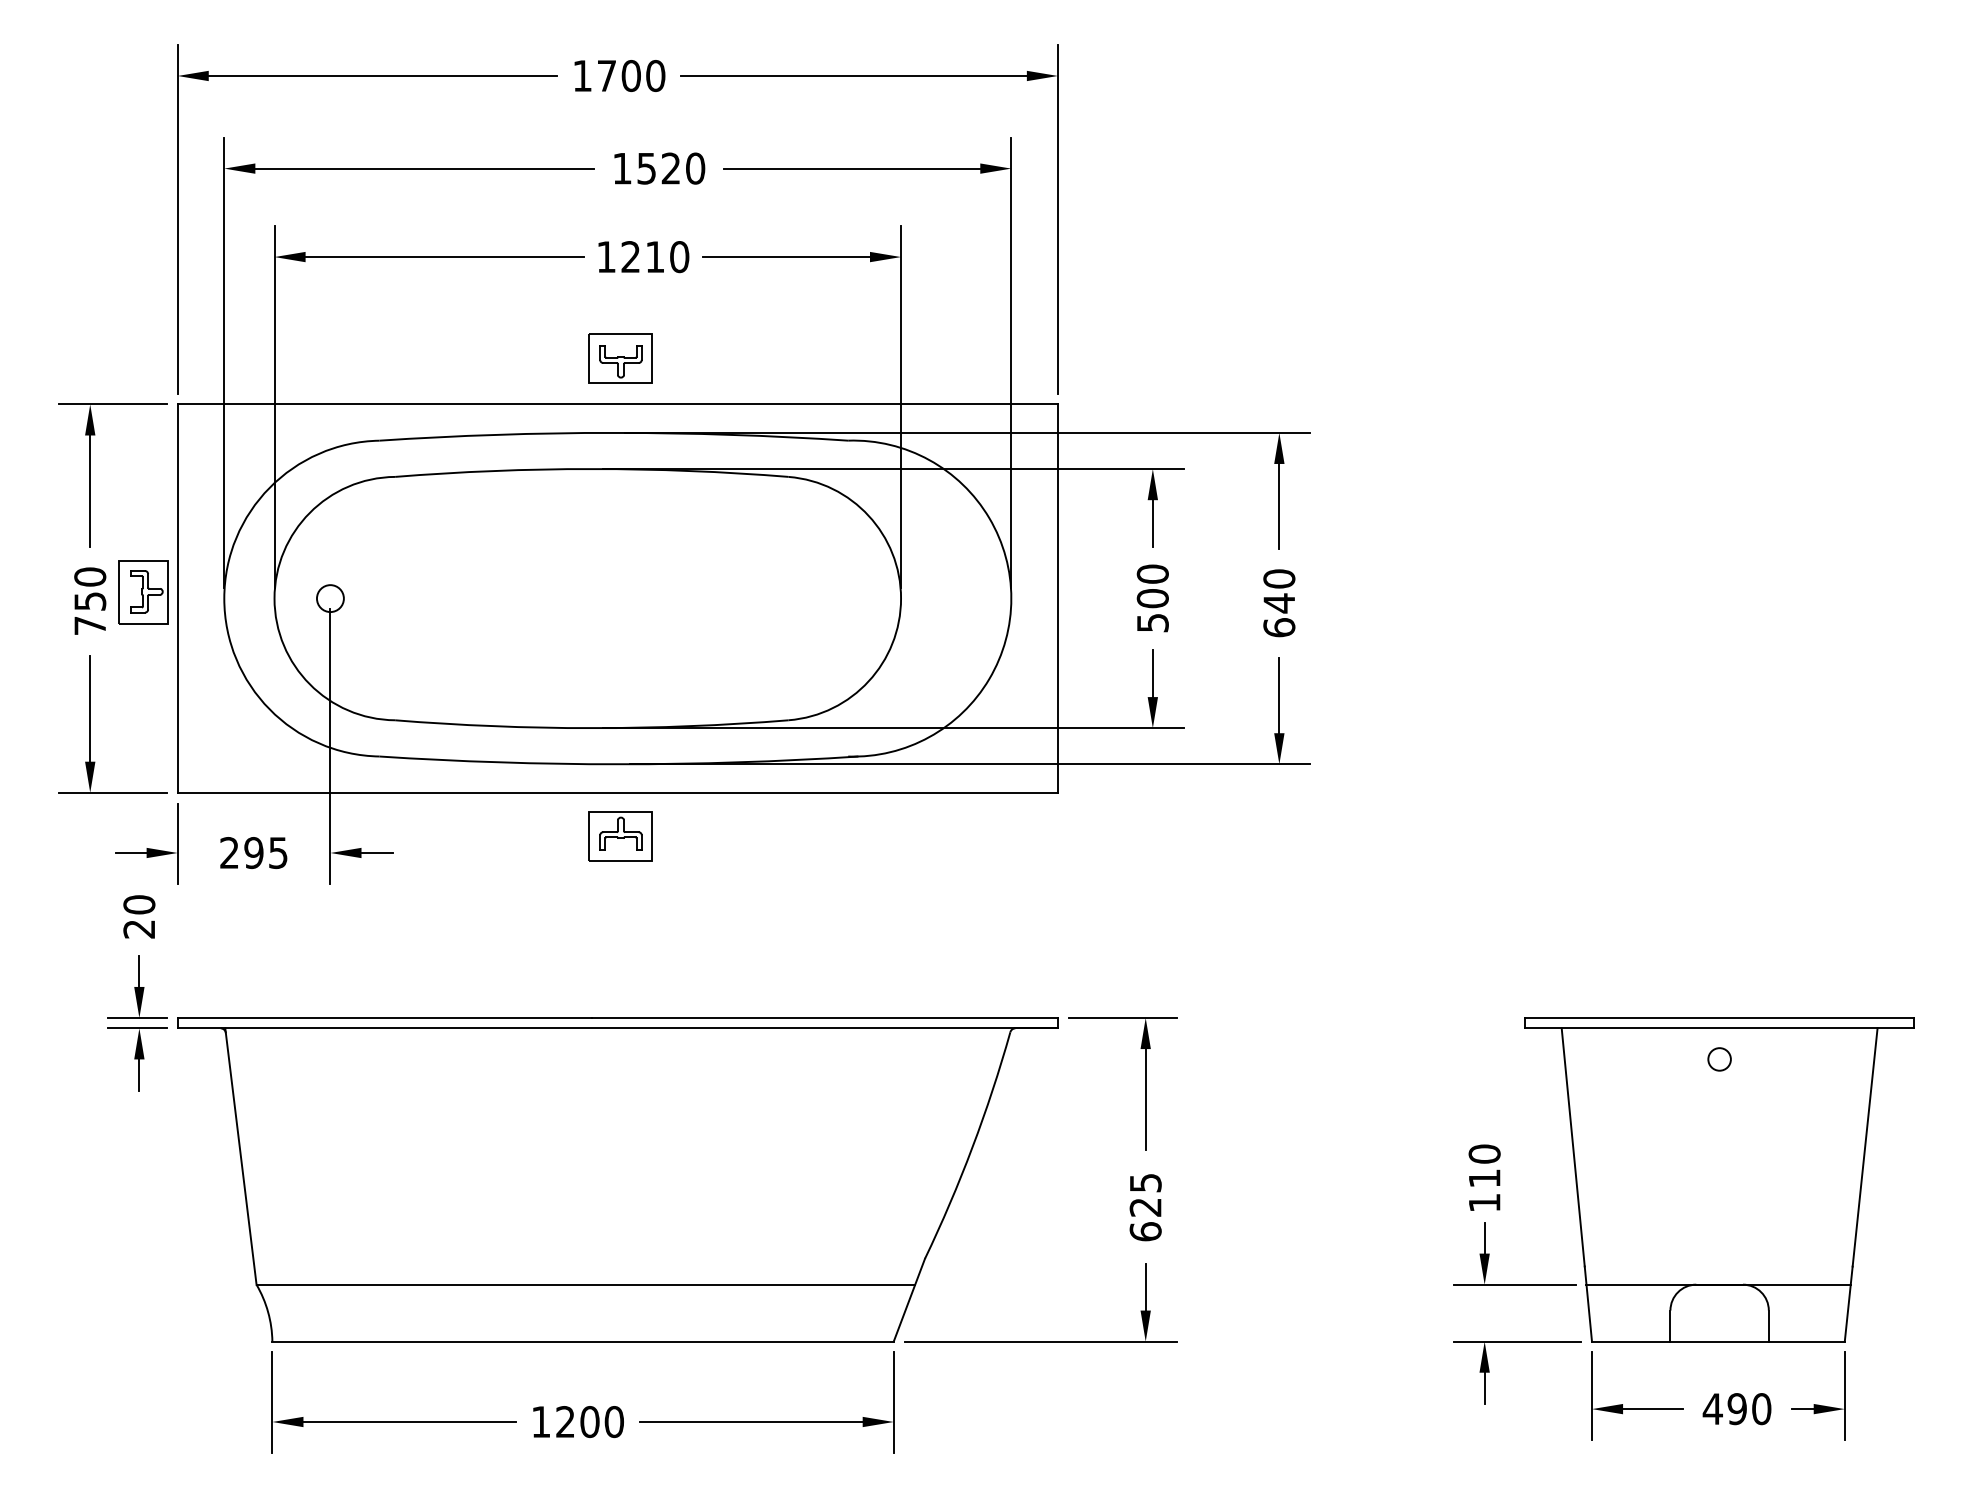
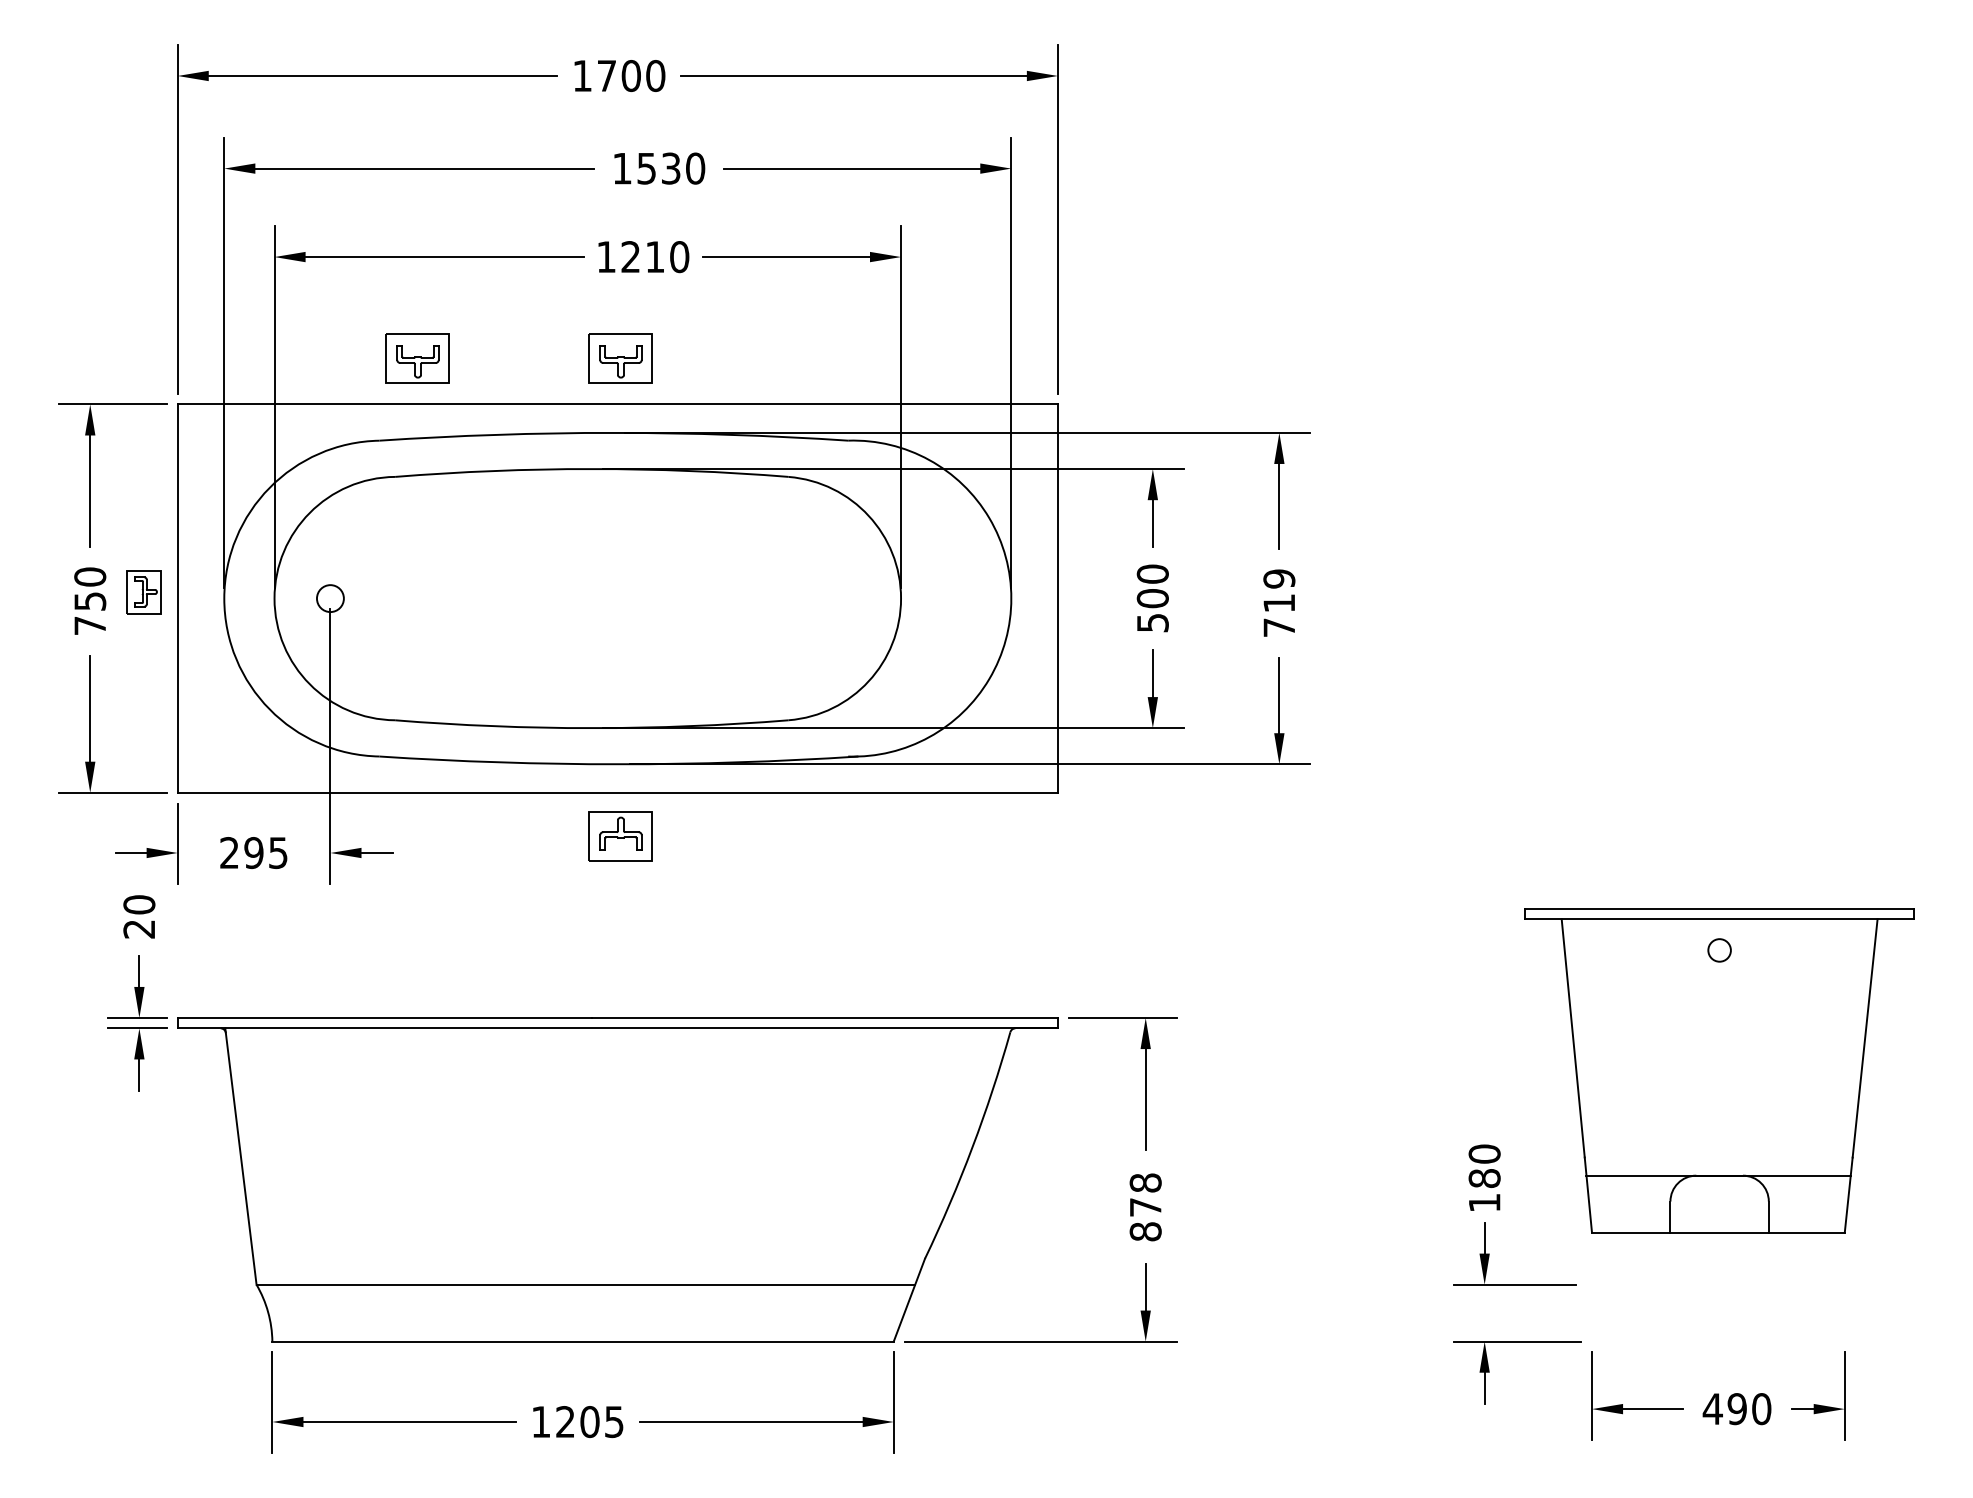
text: 1520 -> 1530 (670, 168)
part: none -> present (417, 358)
part size: 51x65 px -> 36x45 px (143, 592)
text: 640 -> 719 (1279, 603)
text: 110 -> 180 (1484, 1178)
part position: (1719, 1179) -> (1719, 1070) (1719, 1070)
text: 625 -> 878 (1145, 1207)
text: 1200 -> 1205 (613, 1422)
